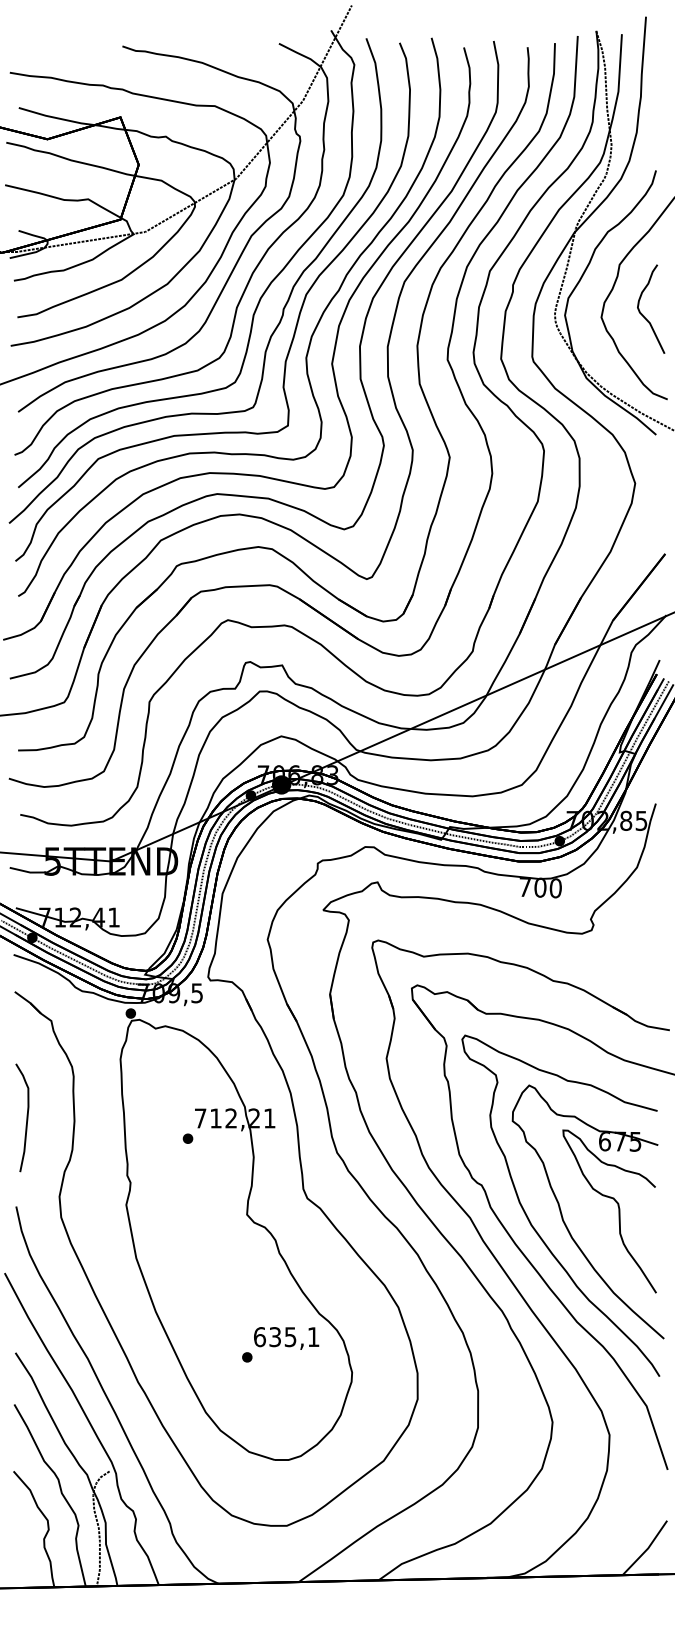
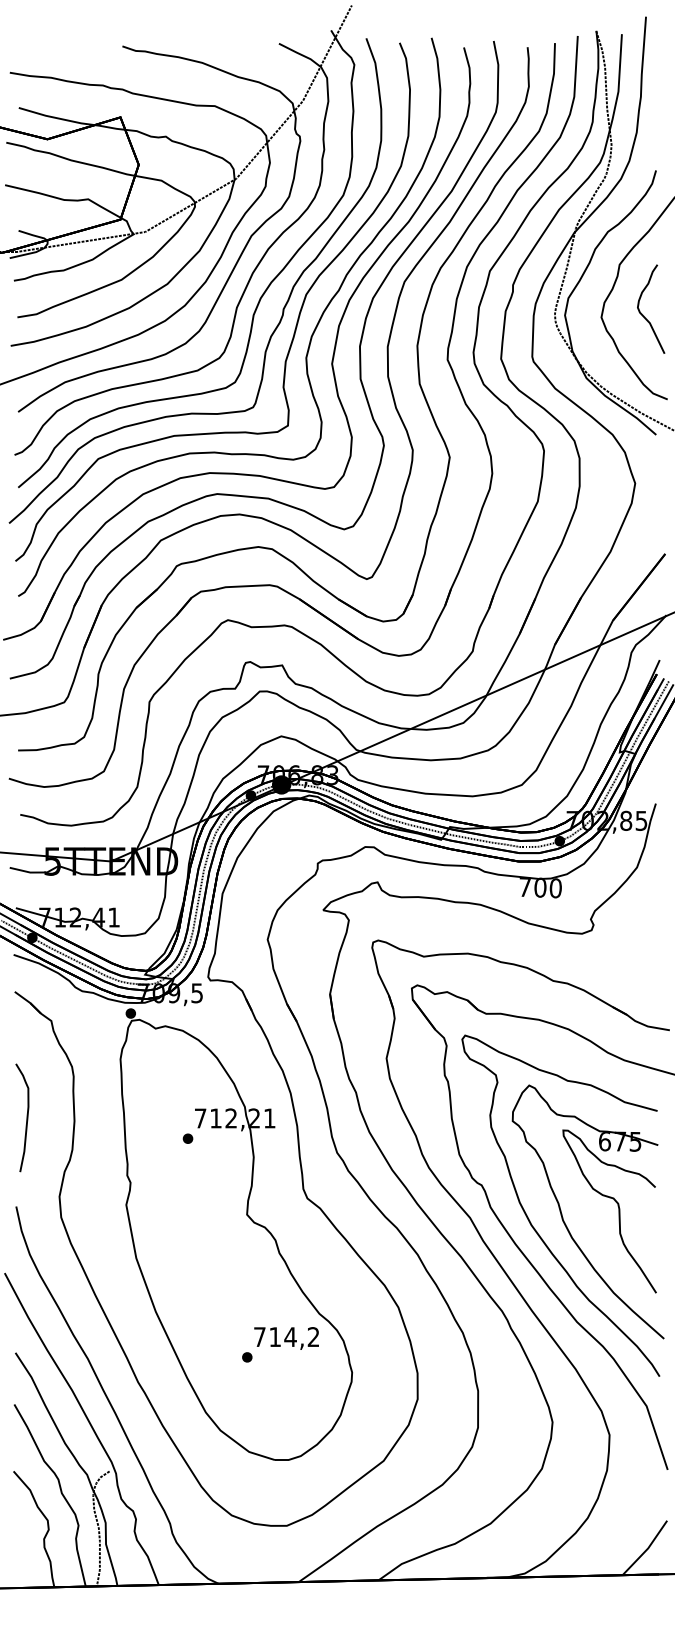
text: 635,1 -> 714,2 (286, 1337)
